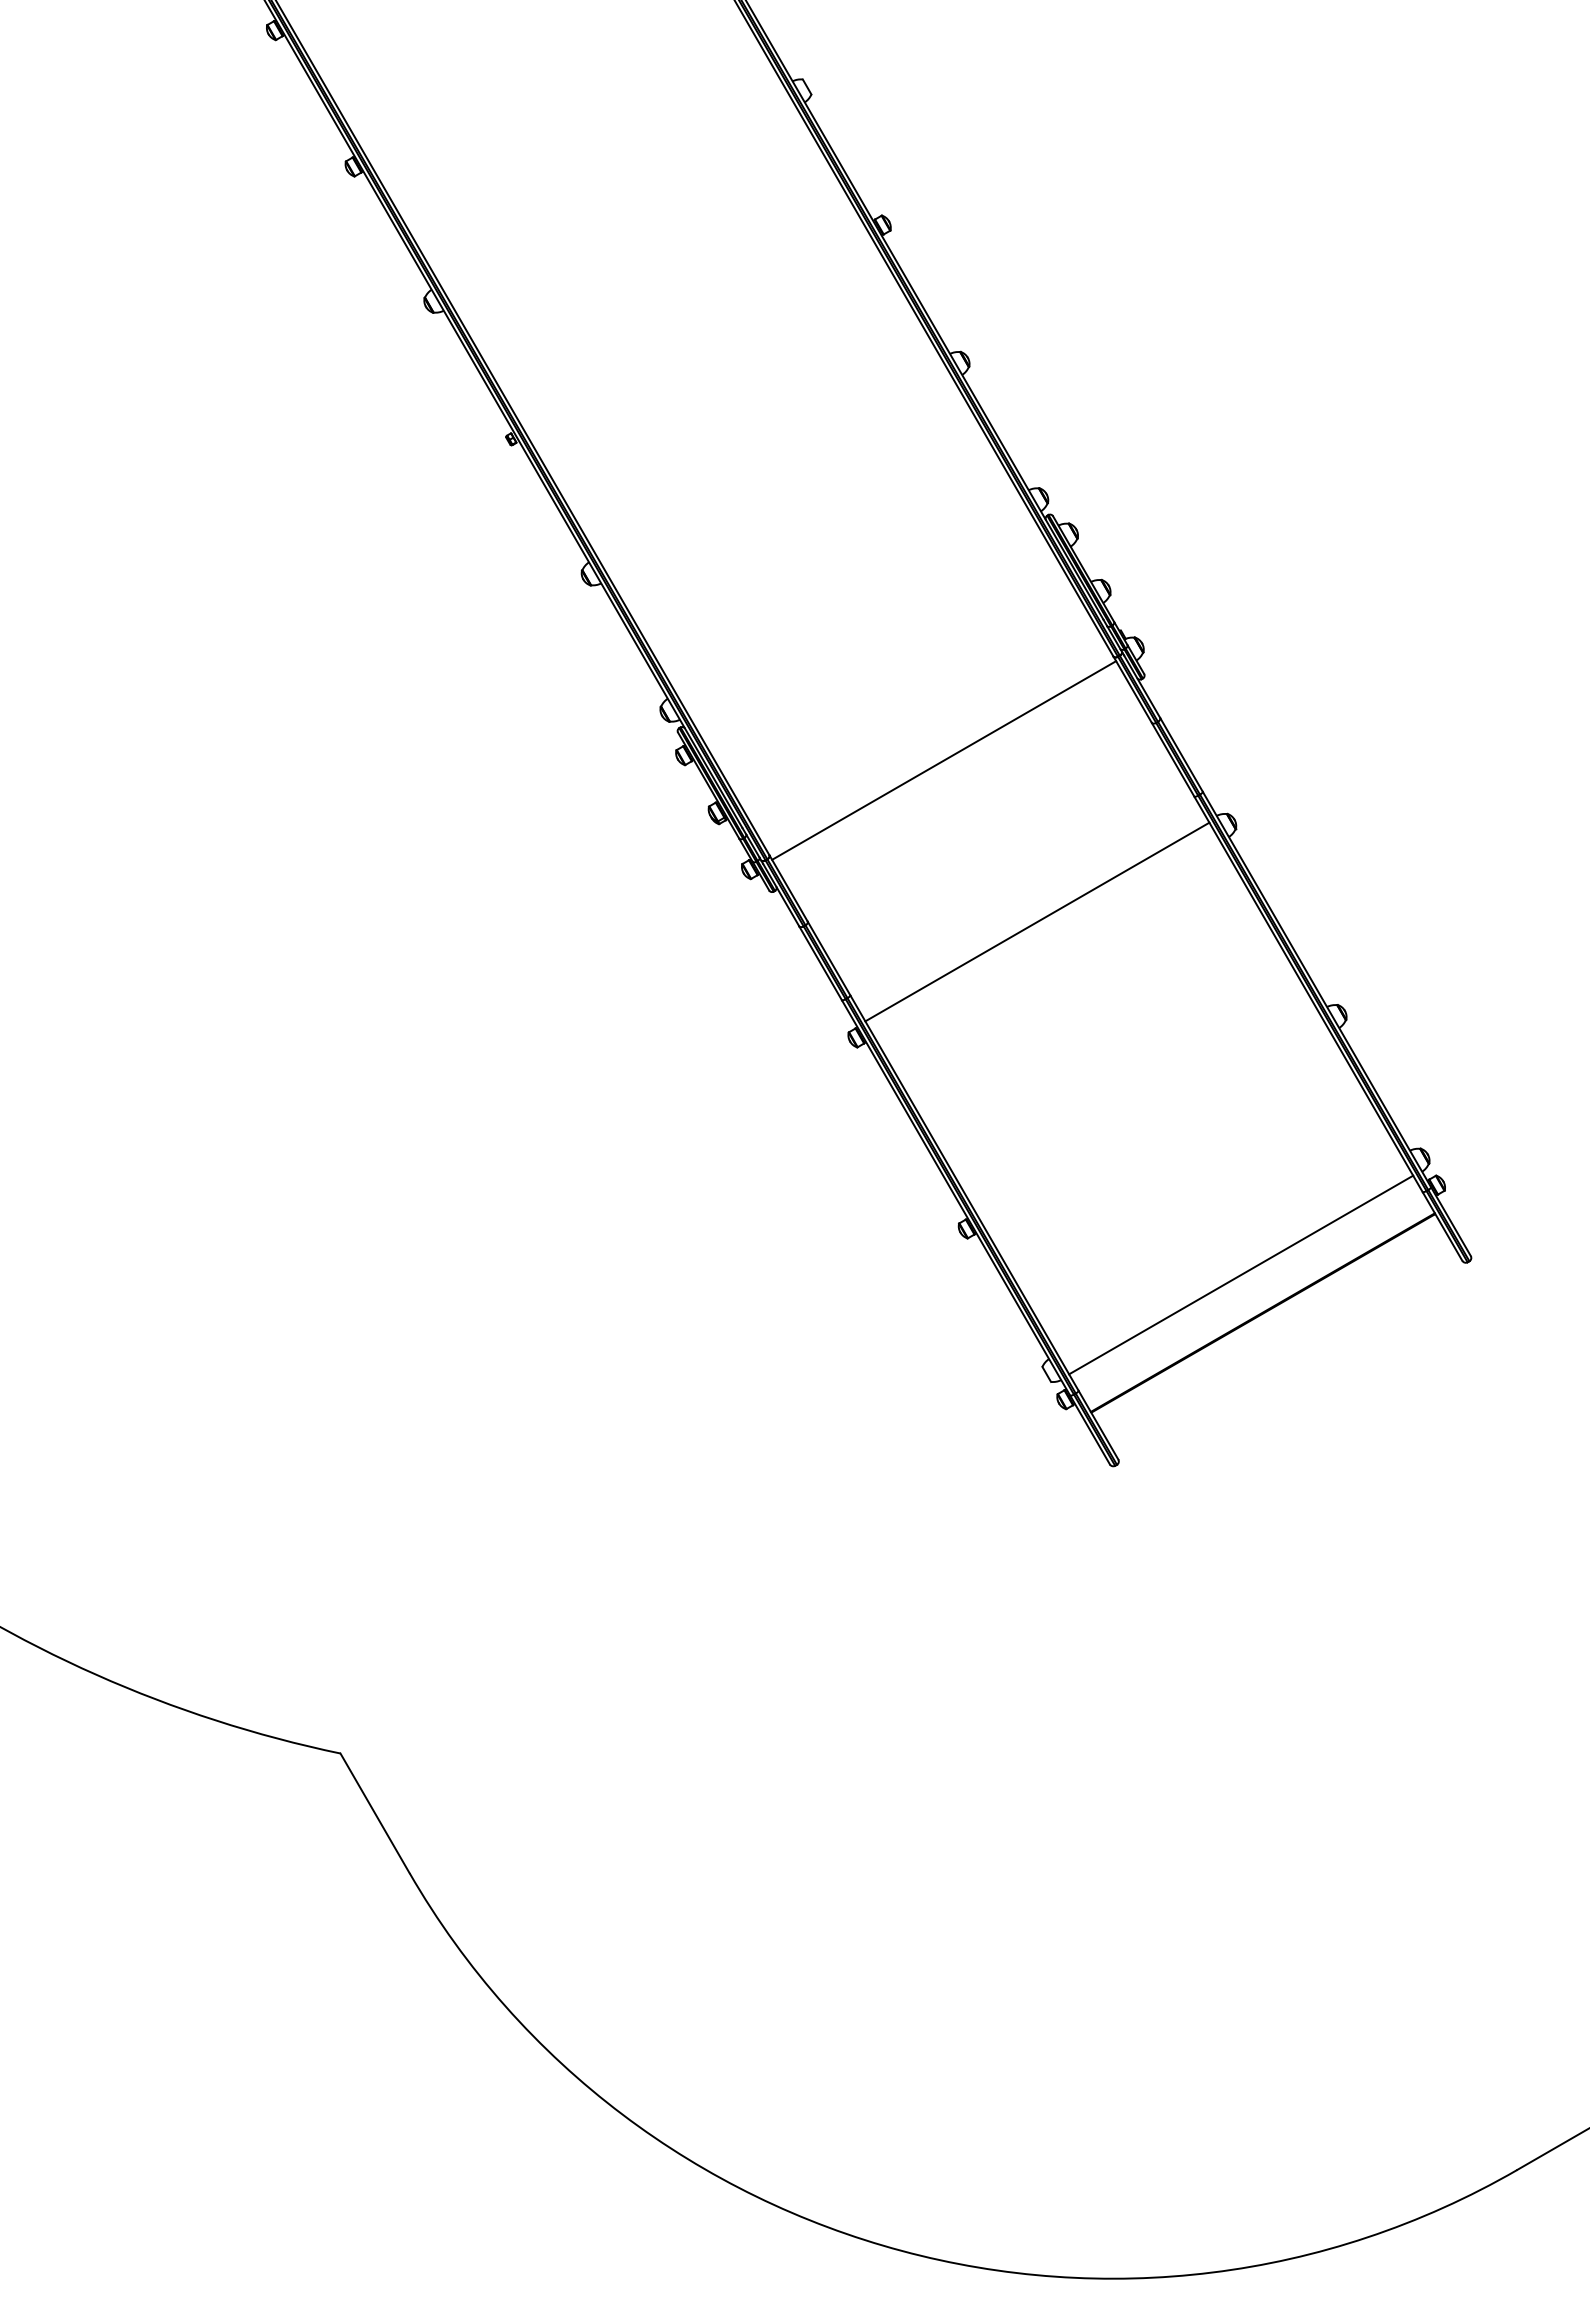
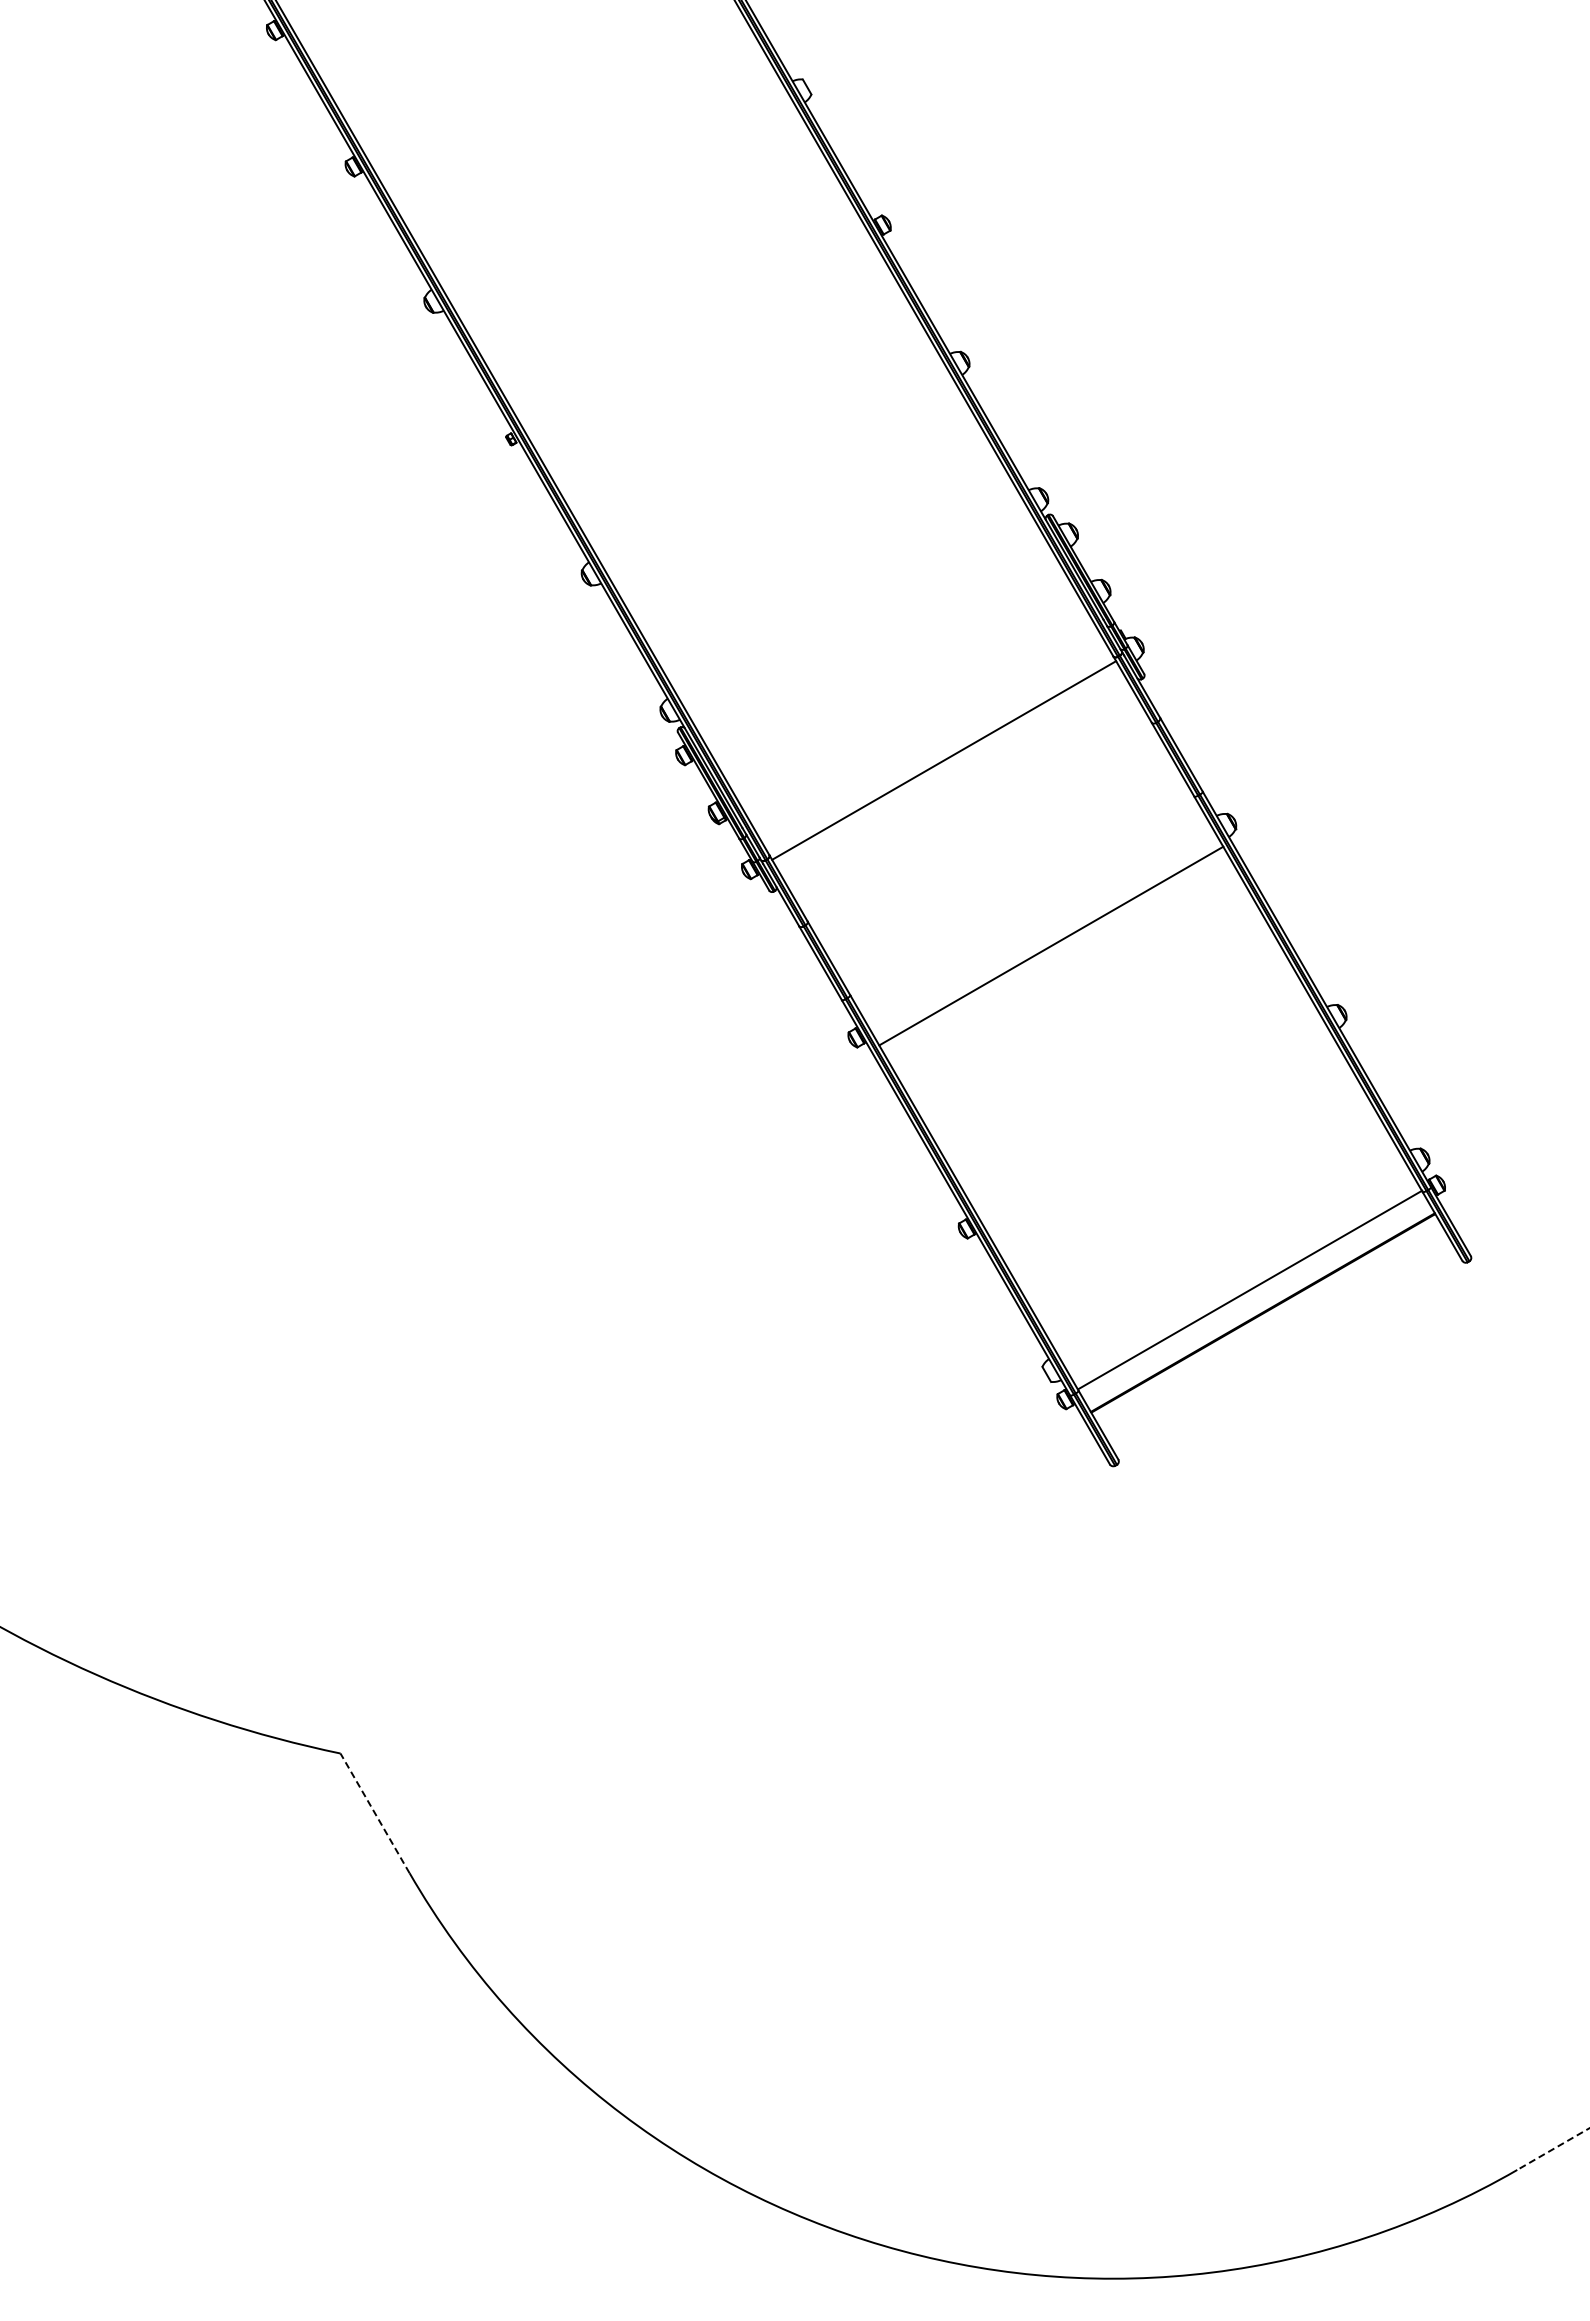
line position: (1037, 921) -> (1051, 945) (1051, 945)
line position: (1241, 1274) -> (1250, 1289) (1250, 1289)
line: solid -> dashed (374, 1812)
line: solid -> dashed (1553, 2148)
